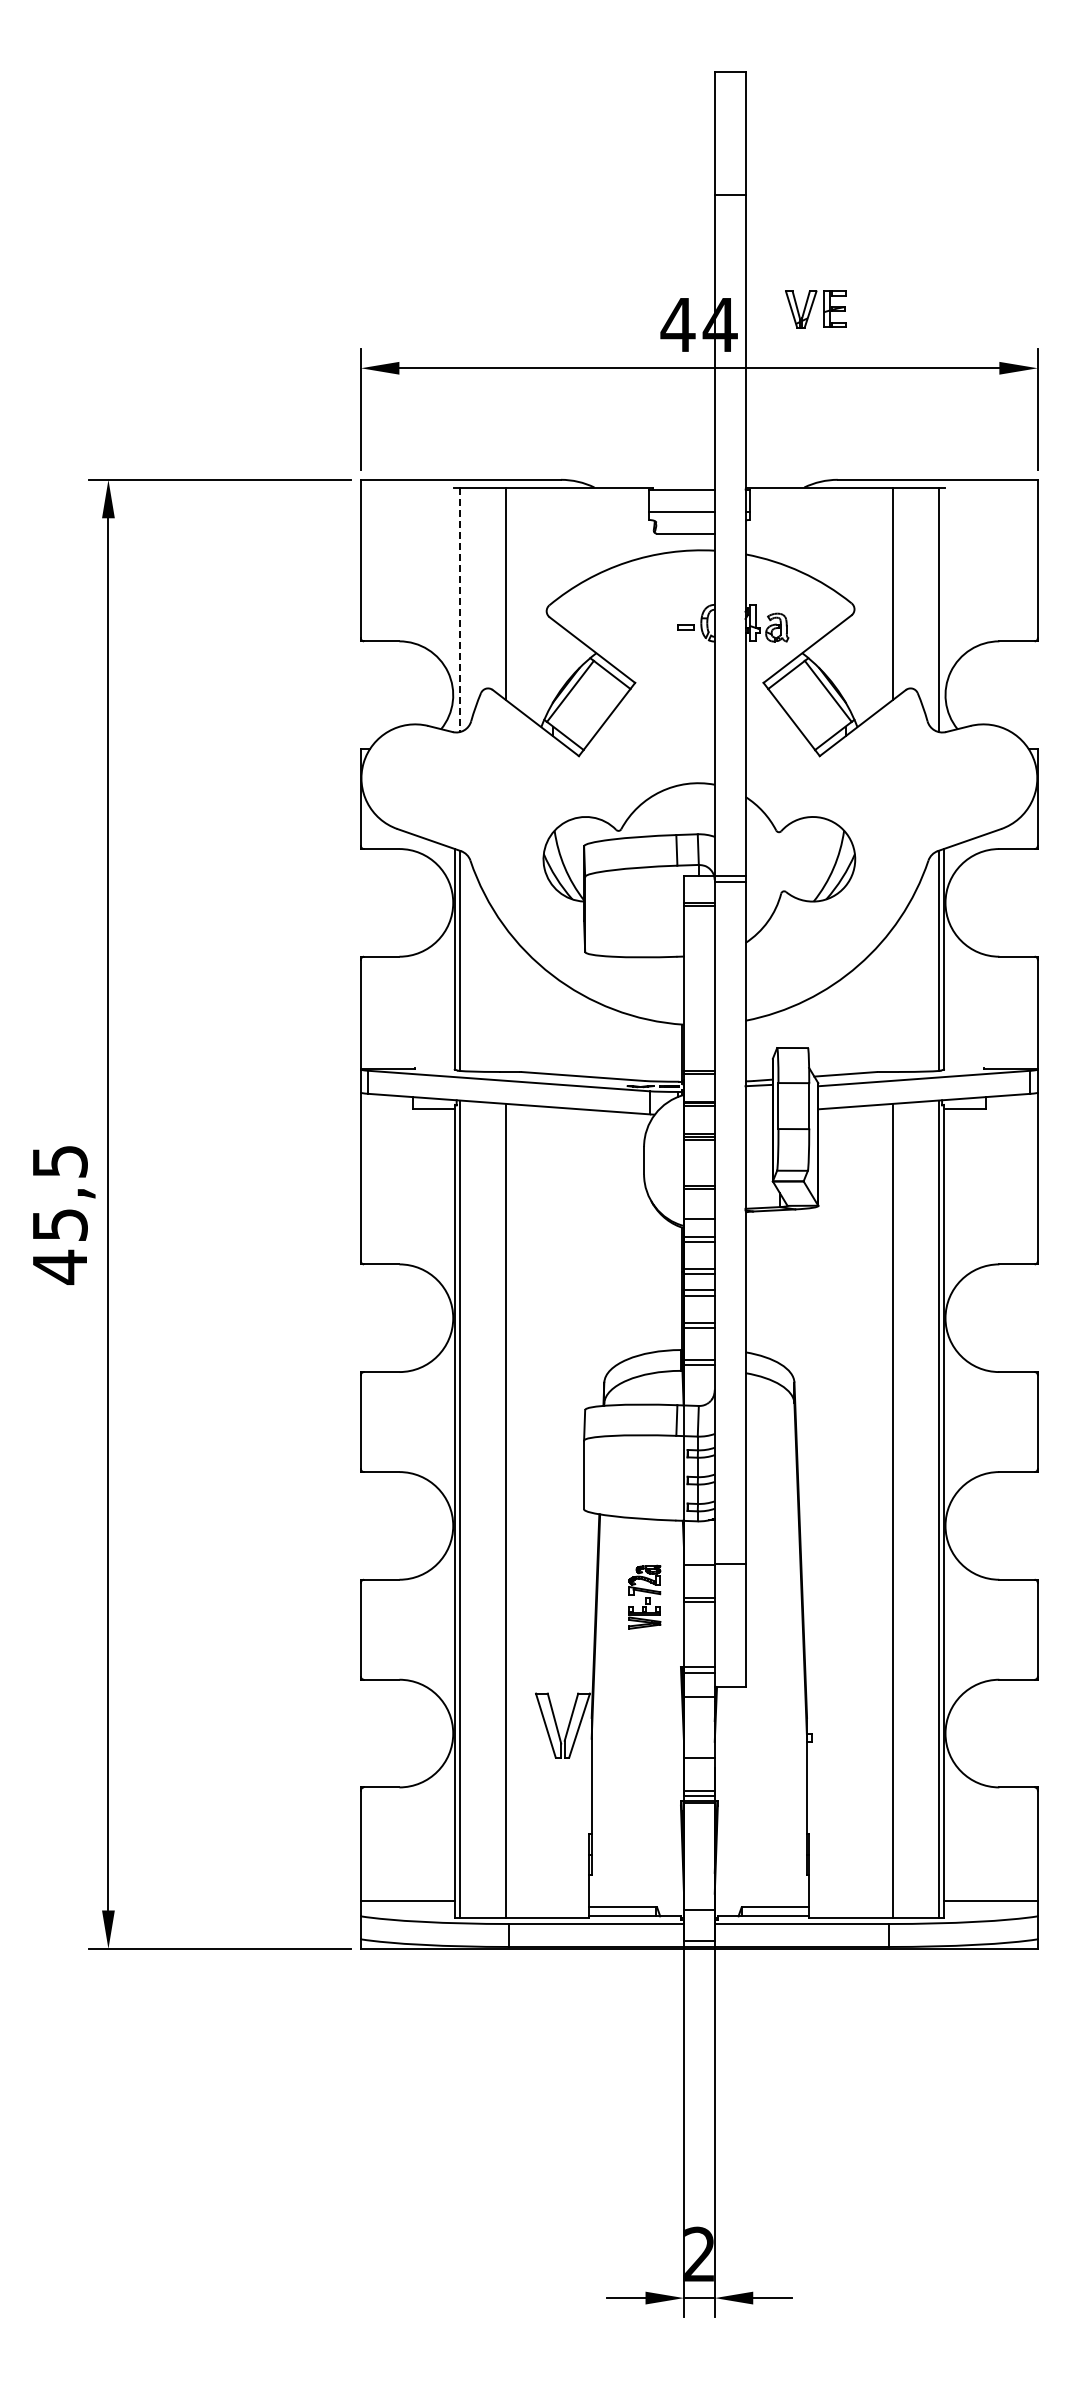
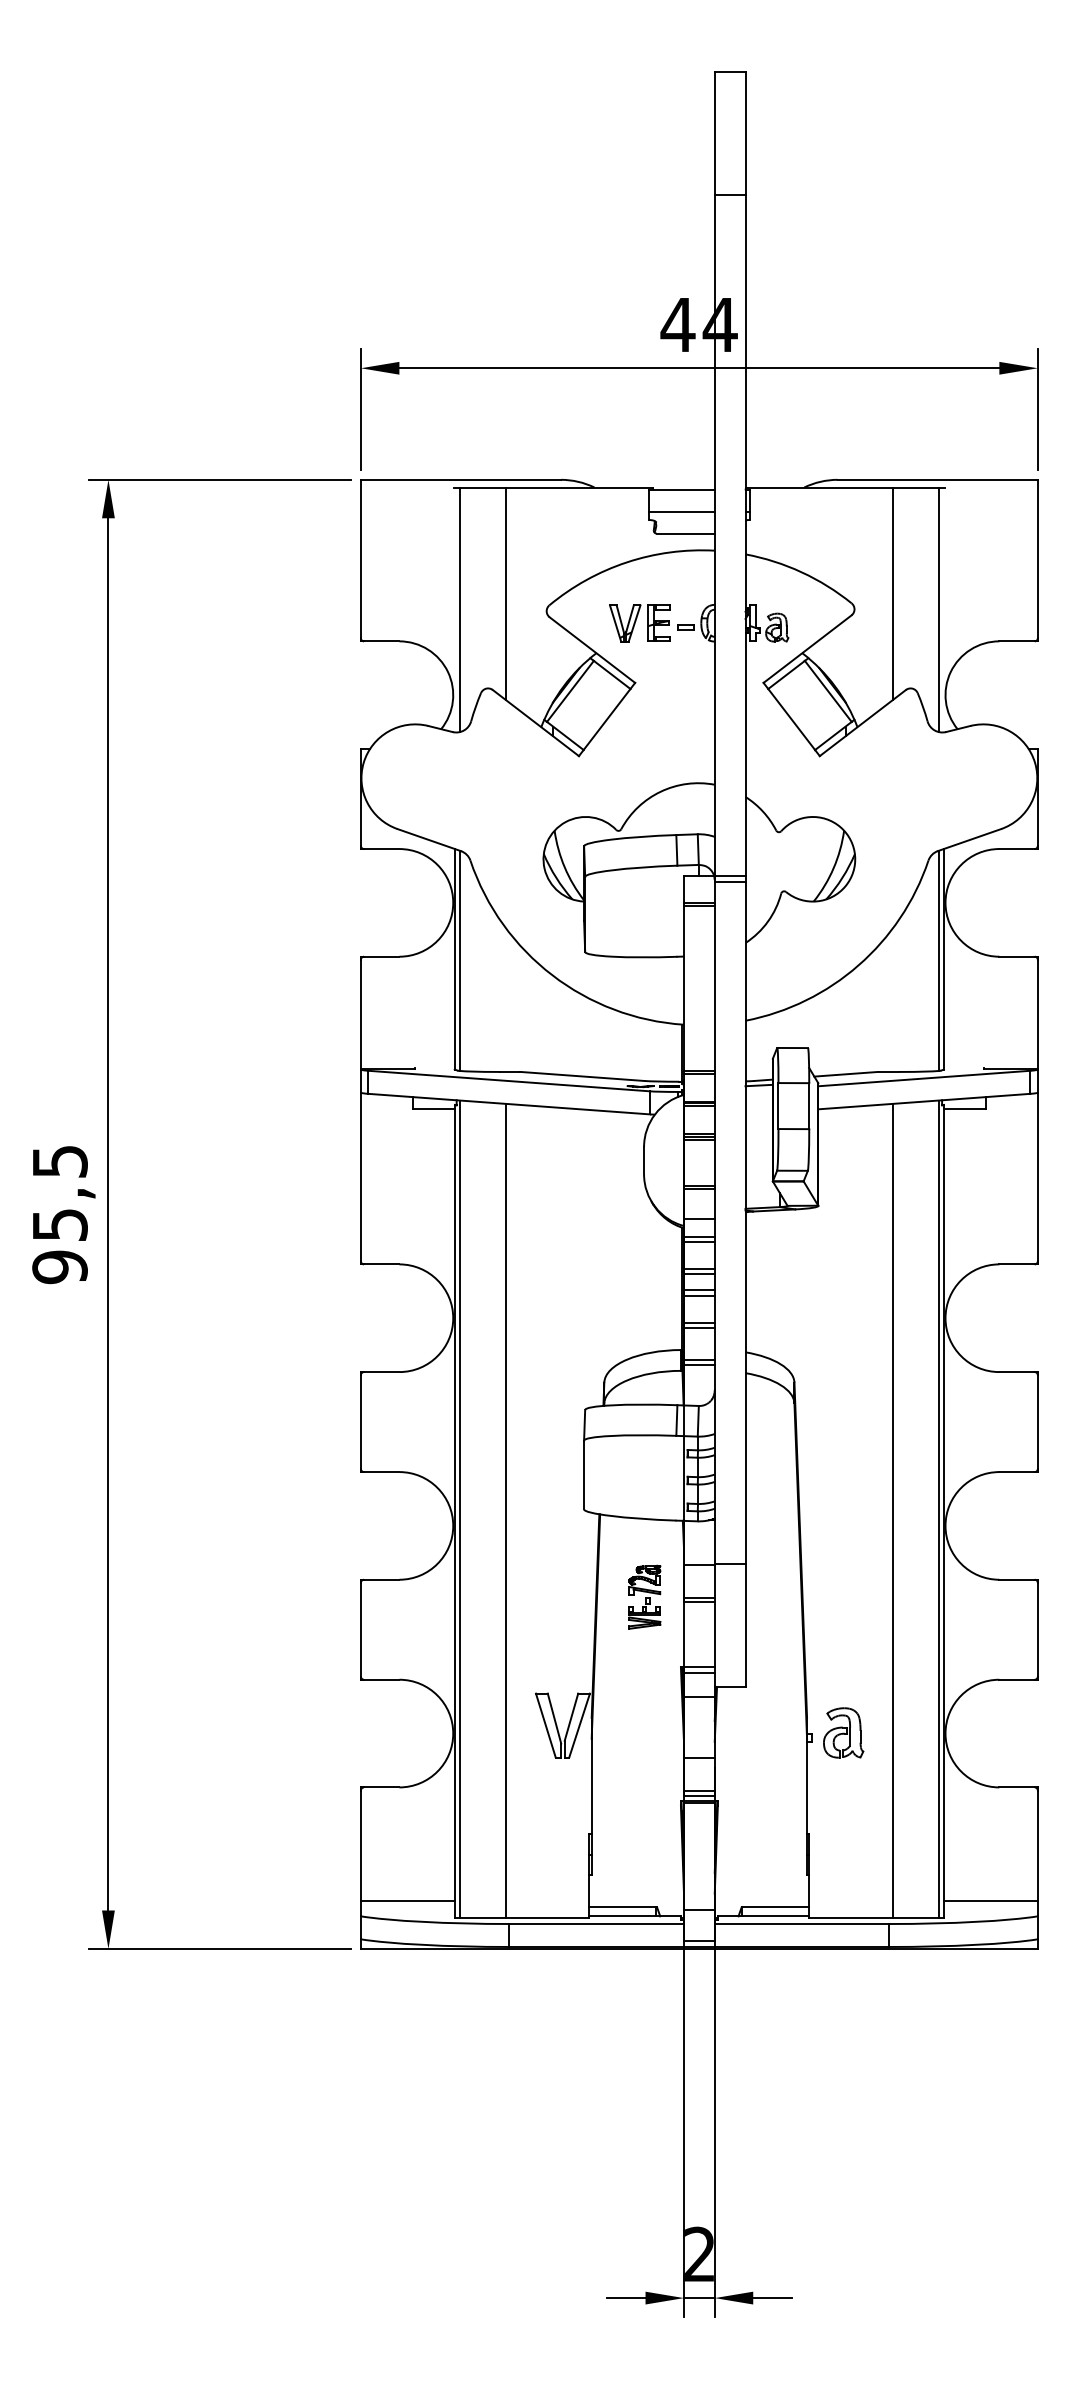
part position: (815, 309) -> (639, 623) (639, 623)
line: dashed -> solid (459, 610)
text: 45,5 -> 95,5 (59, 1266)
part: none -> present (843, 1732)
